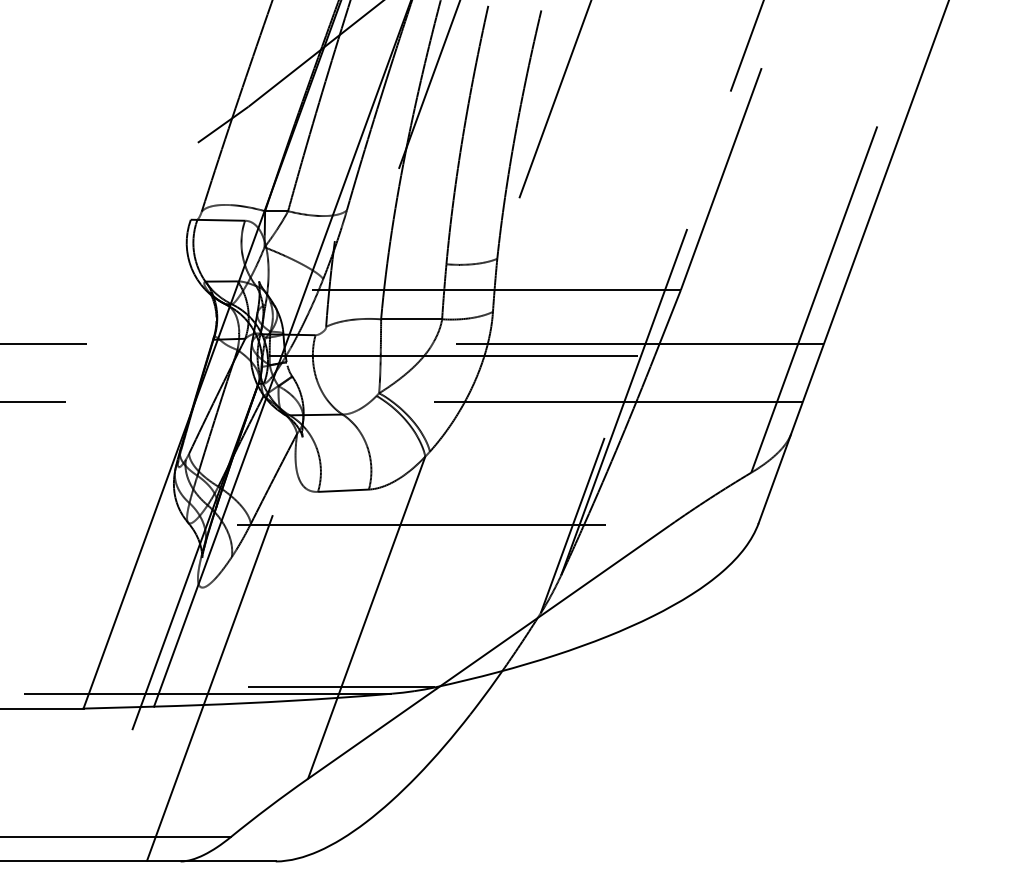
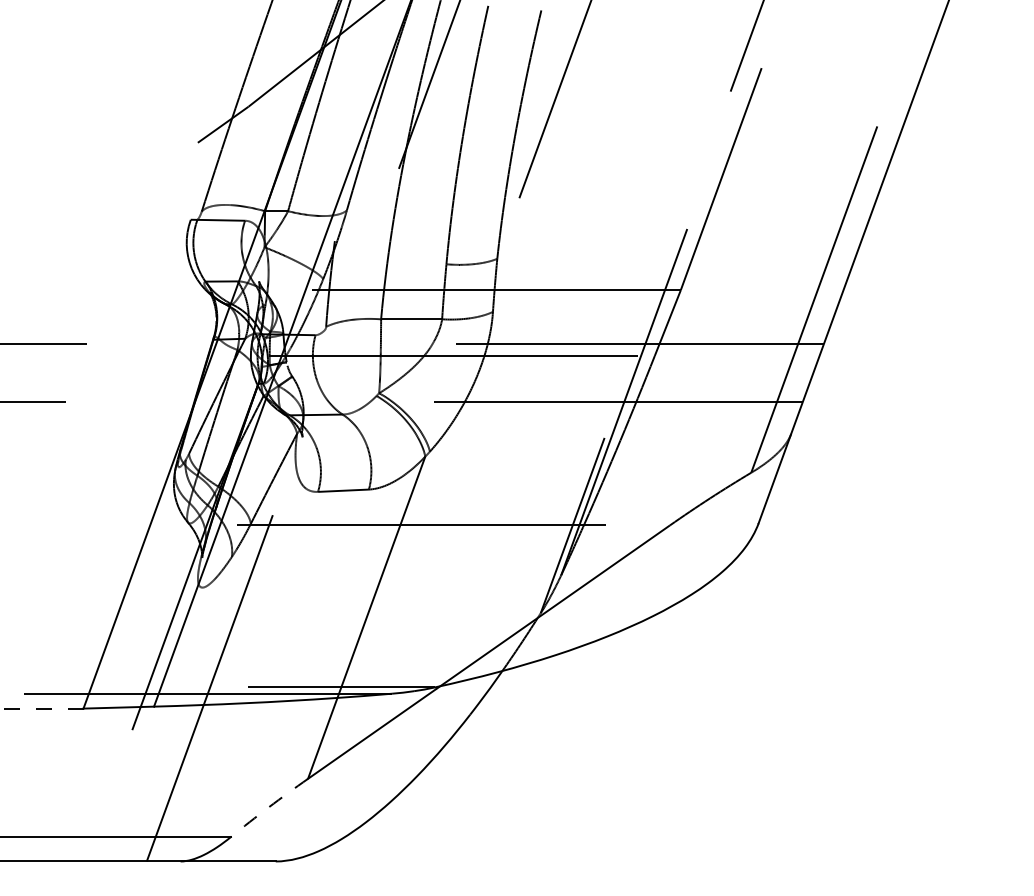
line: solid -> dashed (42, 708)
arc: solid -> dashed (268, 807)
